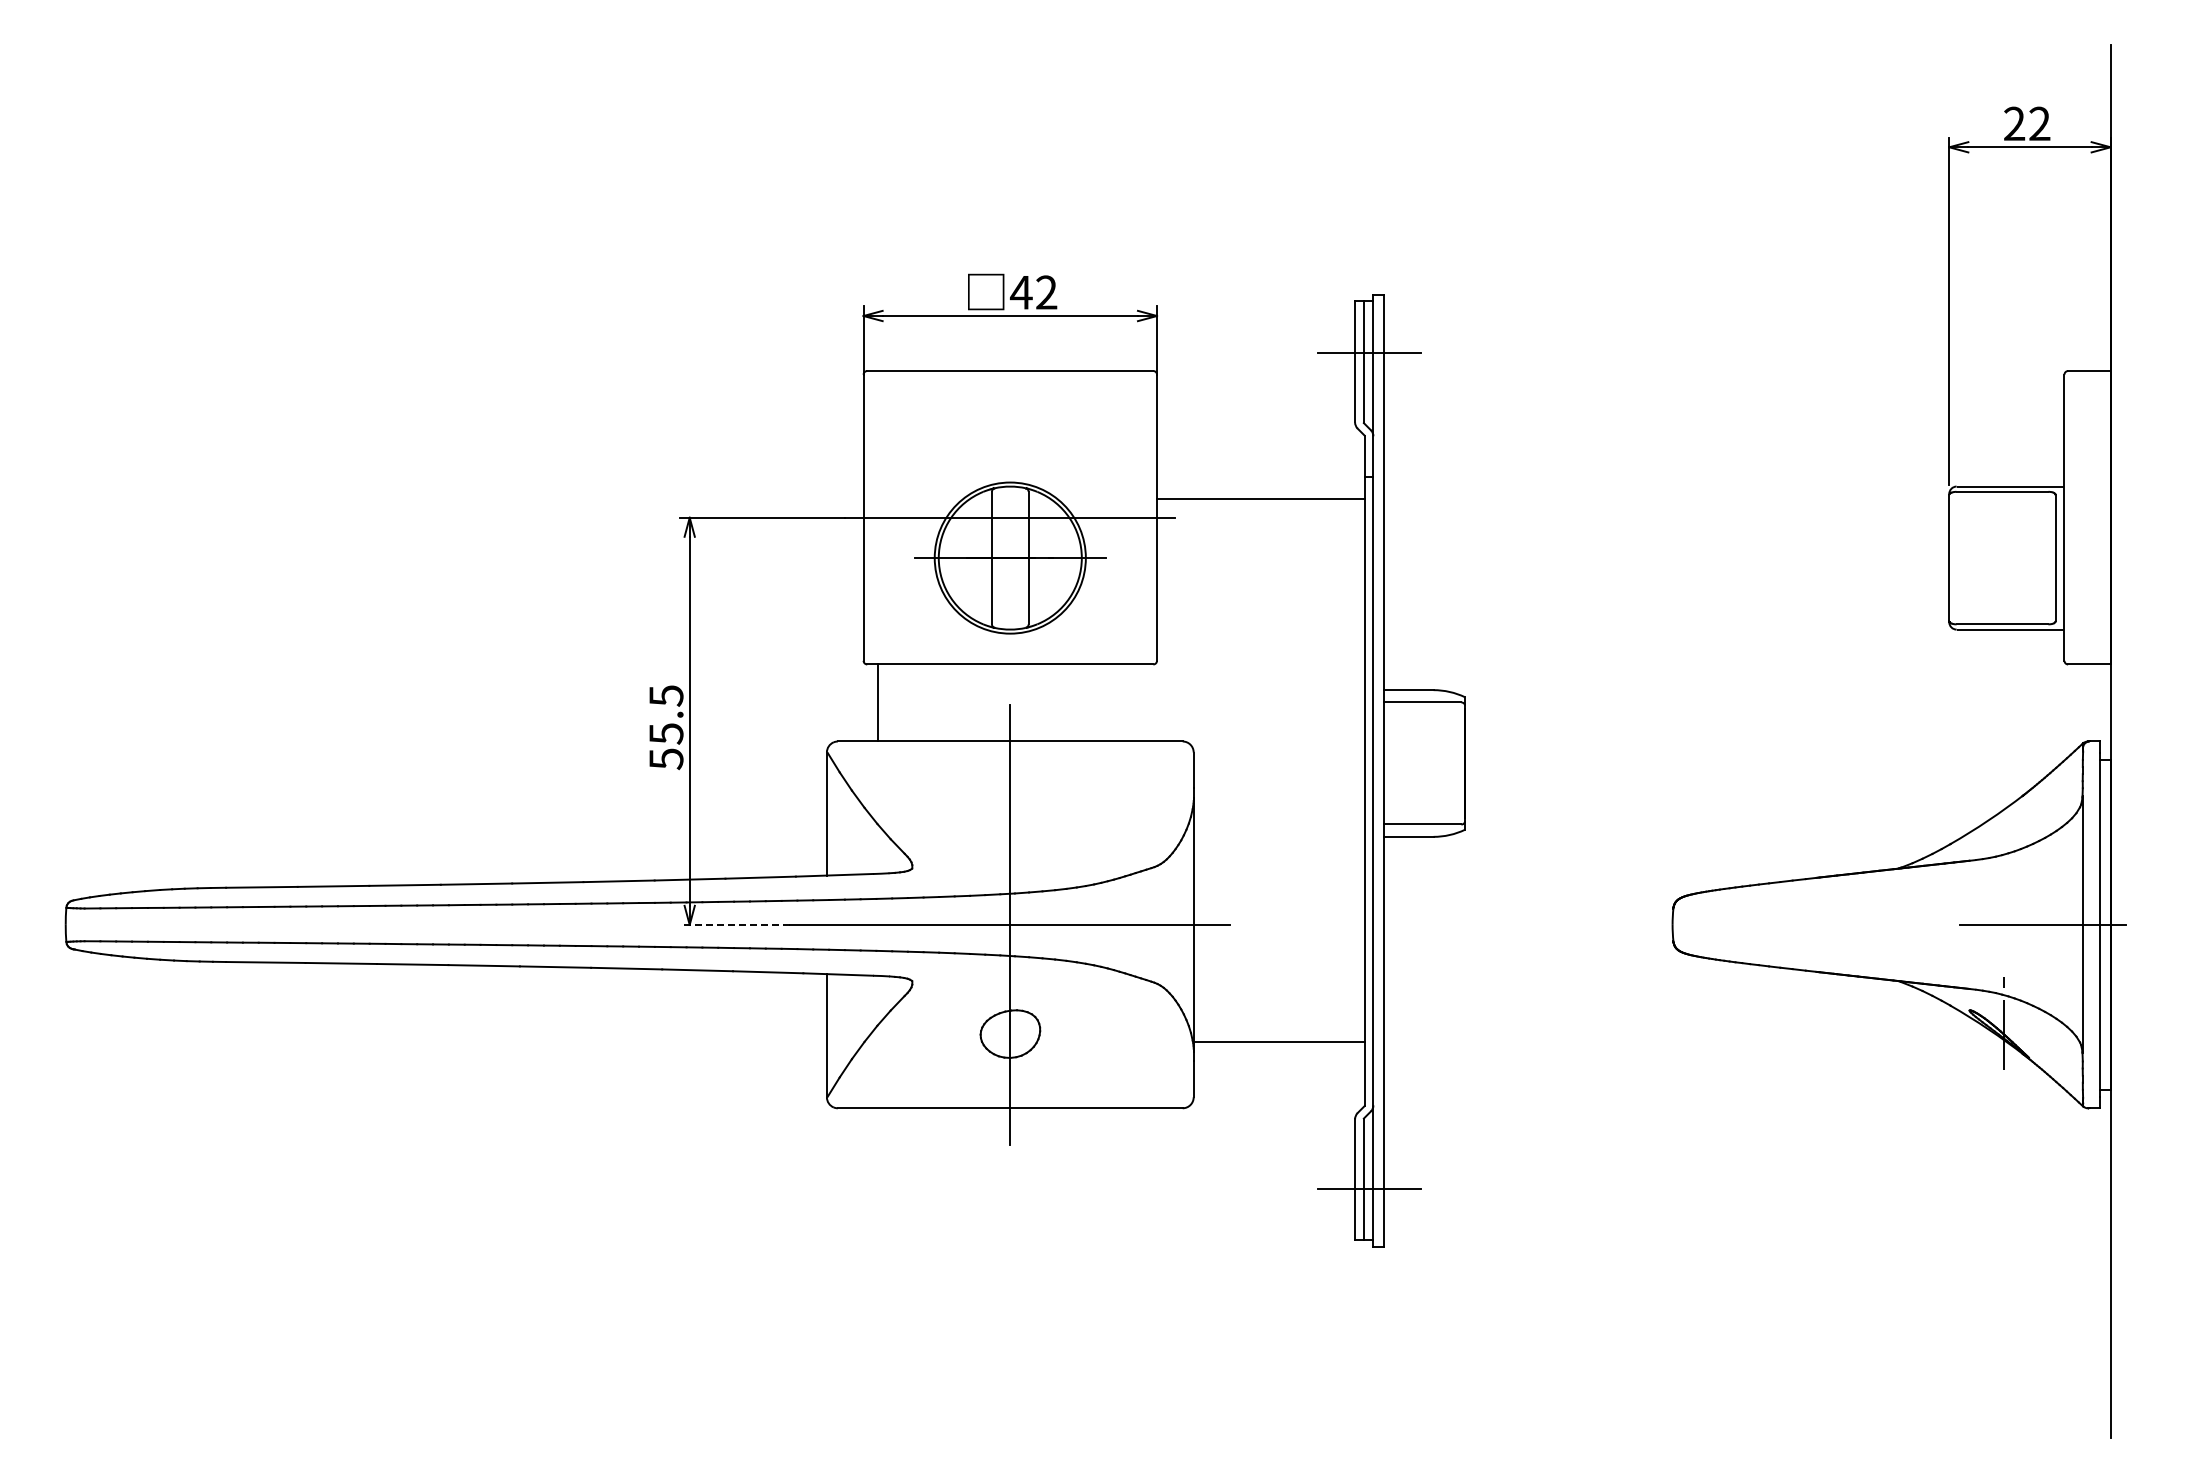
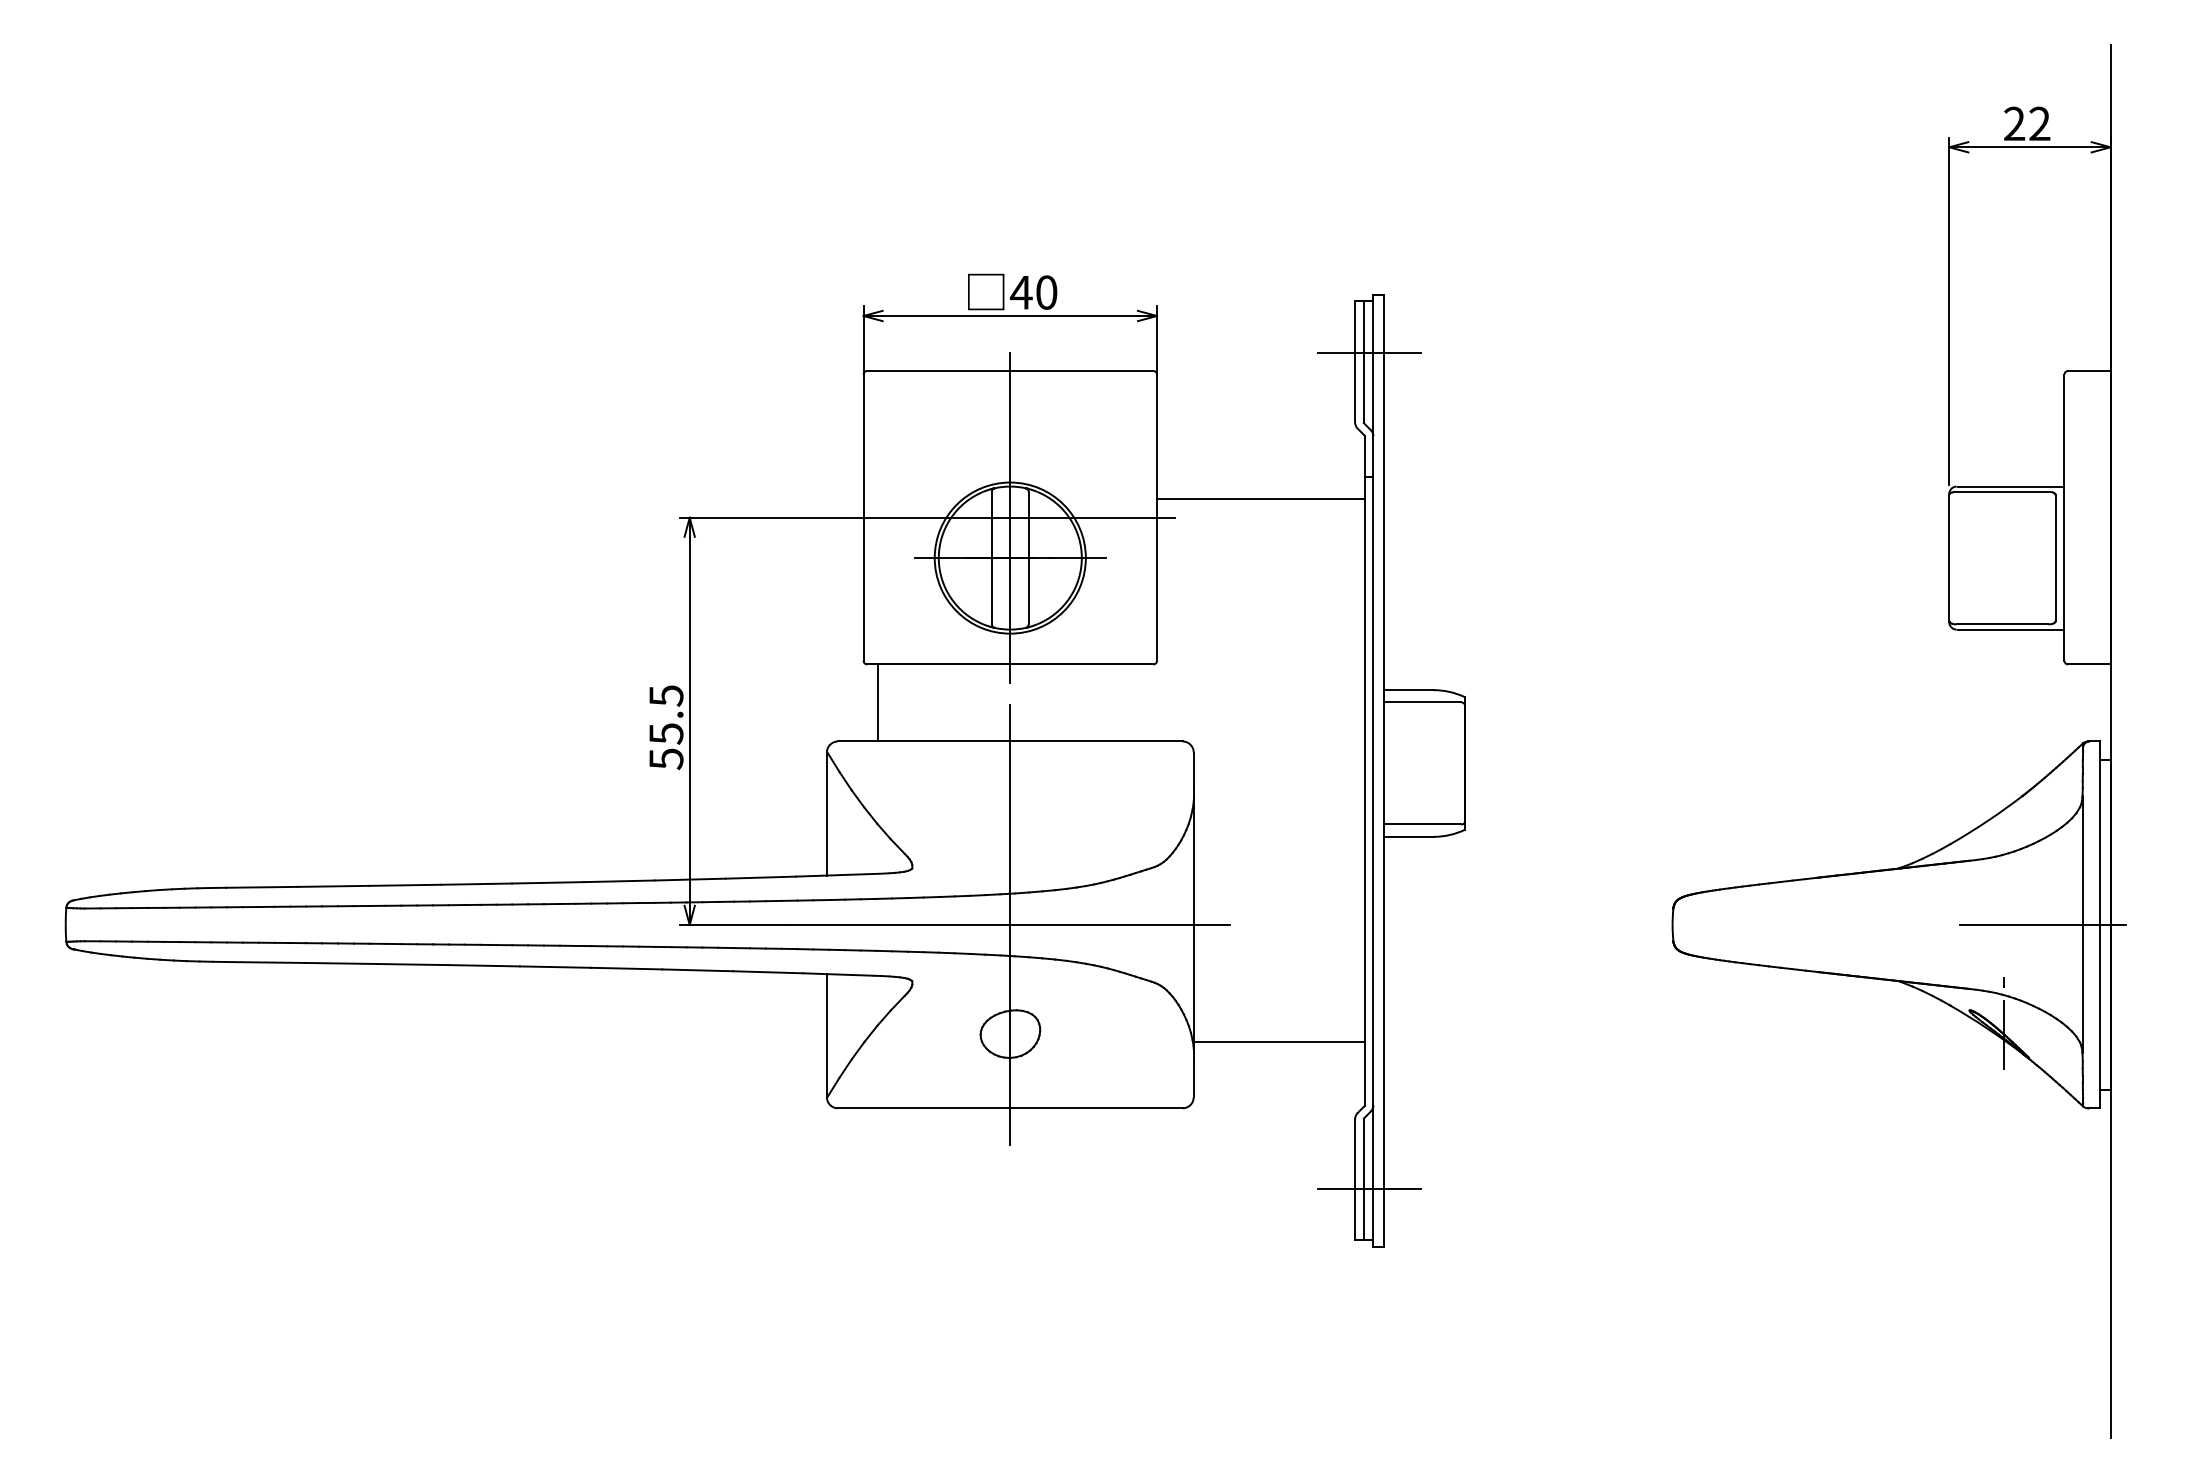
text: 42 -> 40 (1046, 292)
line: none -> present (1010, 517)
line: dashed -> solid (734, 924)
